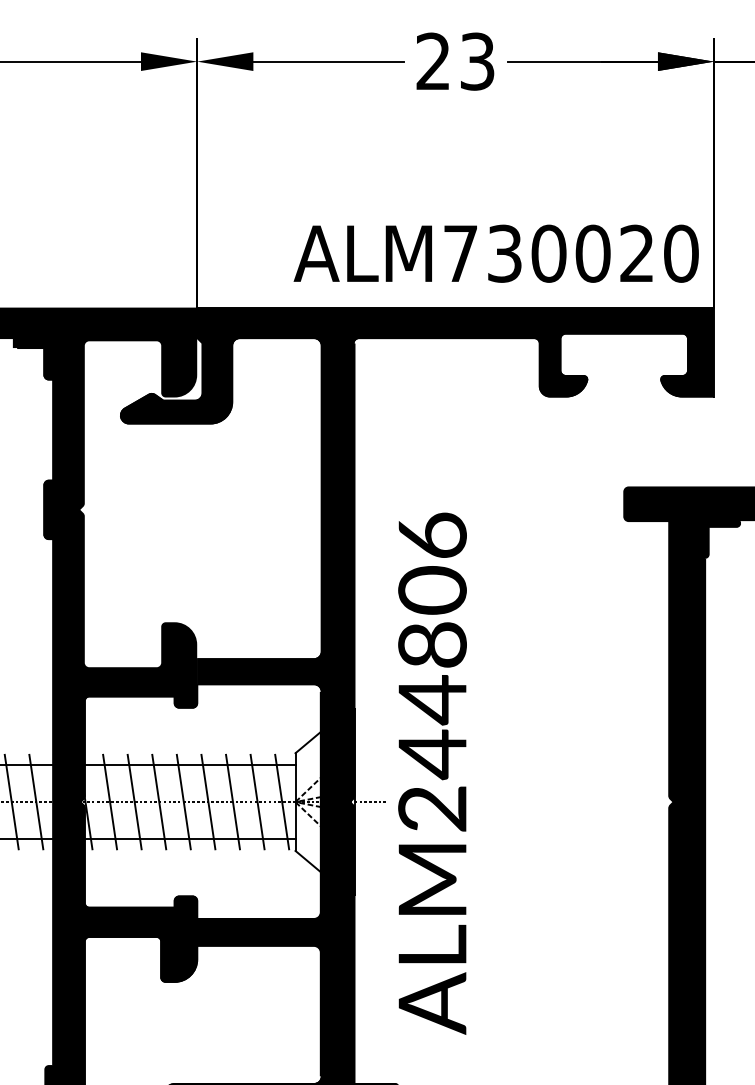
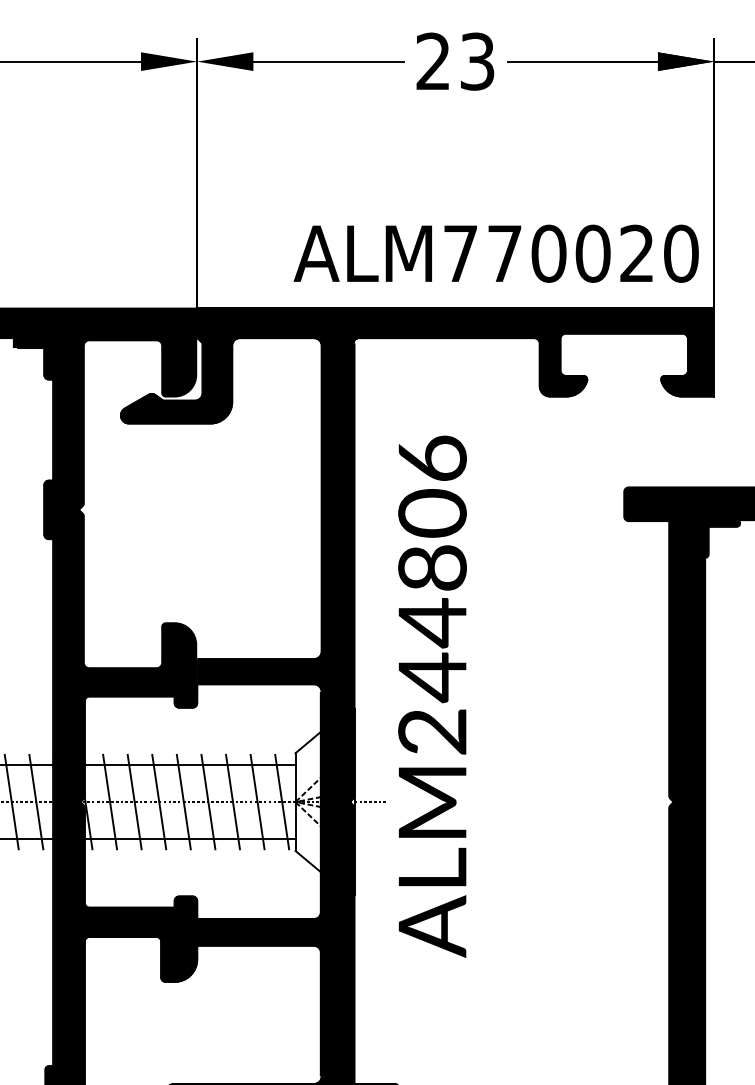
text: ALM730020 -> ALM770020 (504, 253)
text position: (432, 773) -> (432, 696) (432, 696)
